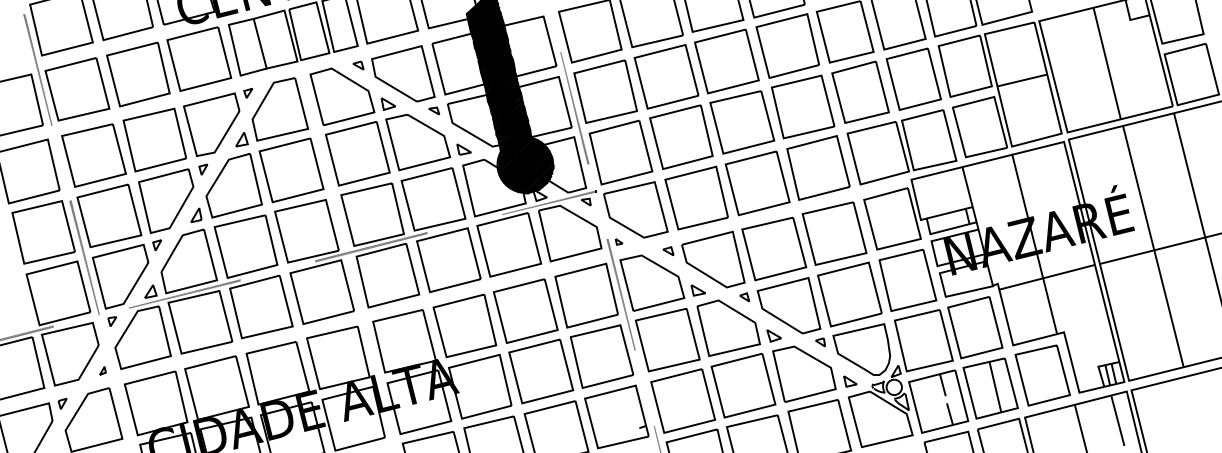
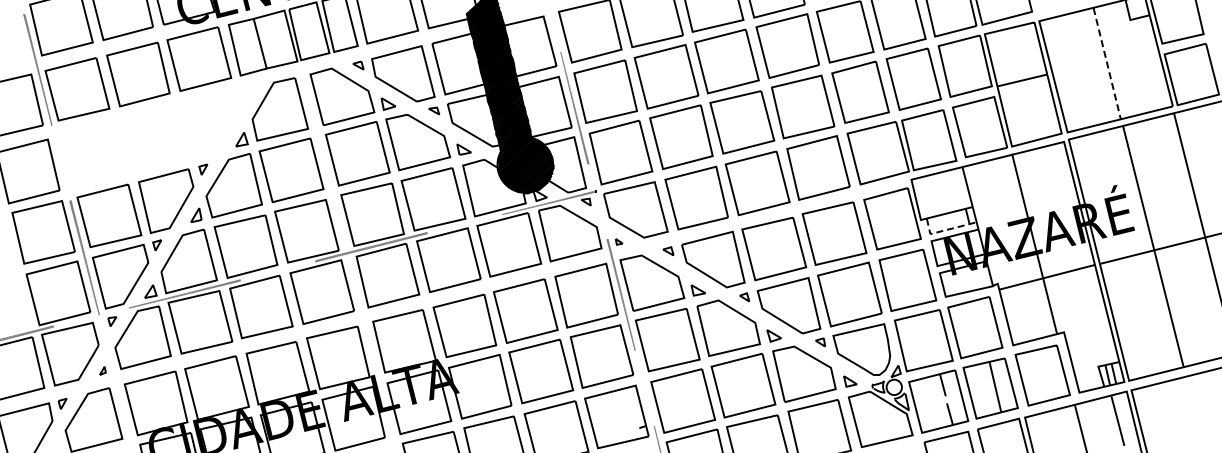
line: solid -> dashed (1107, 64)
part: present -> none (157, 137)
line: solid -> dashed (945, 230)
